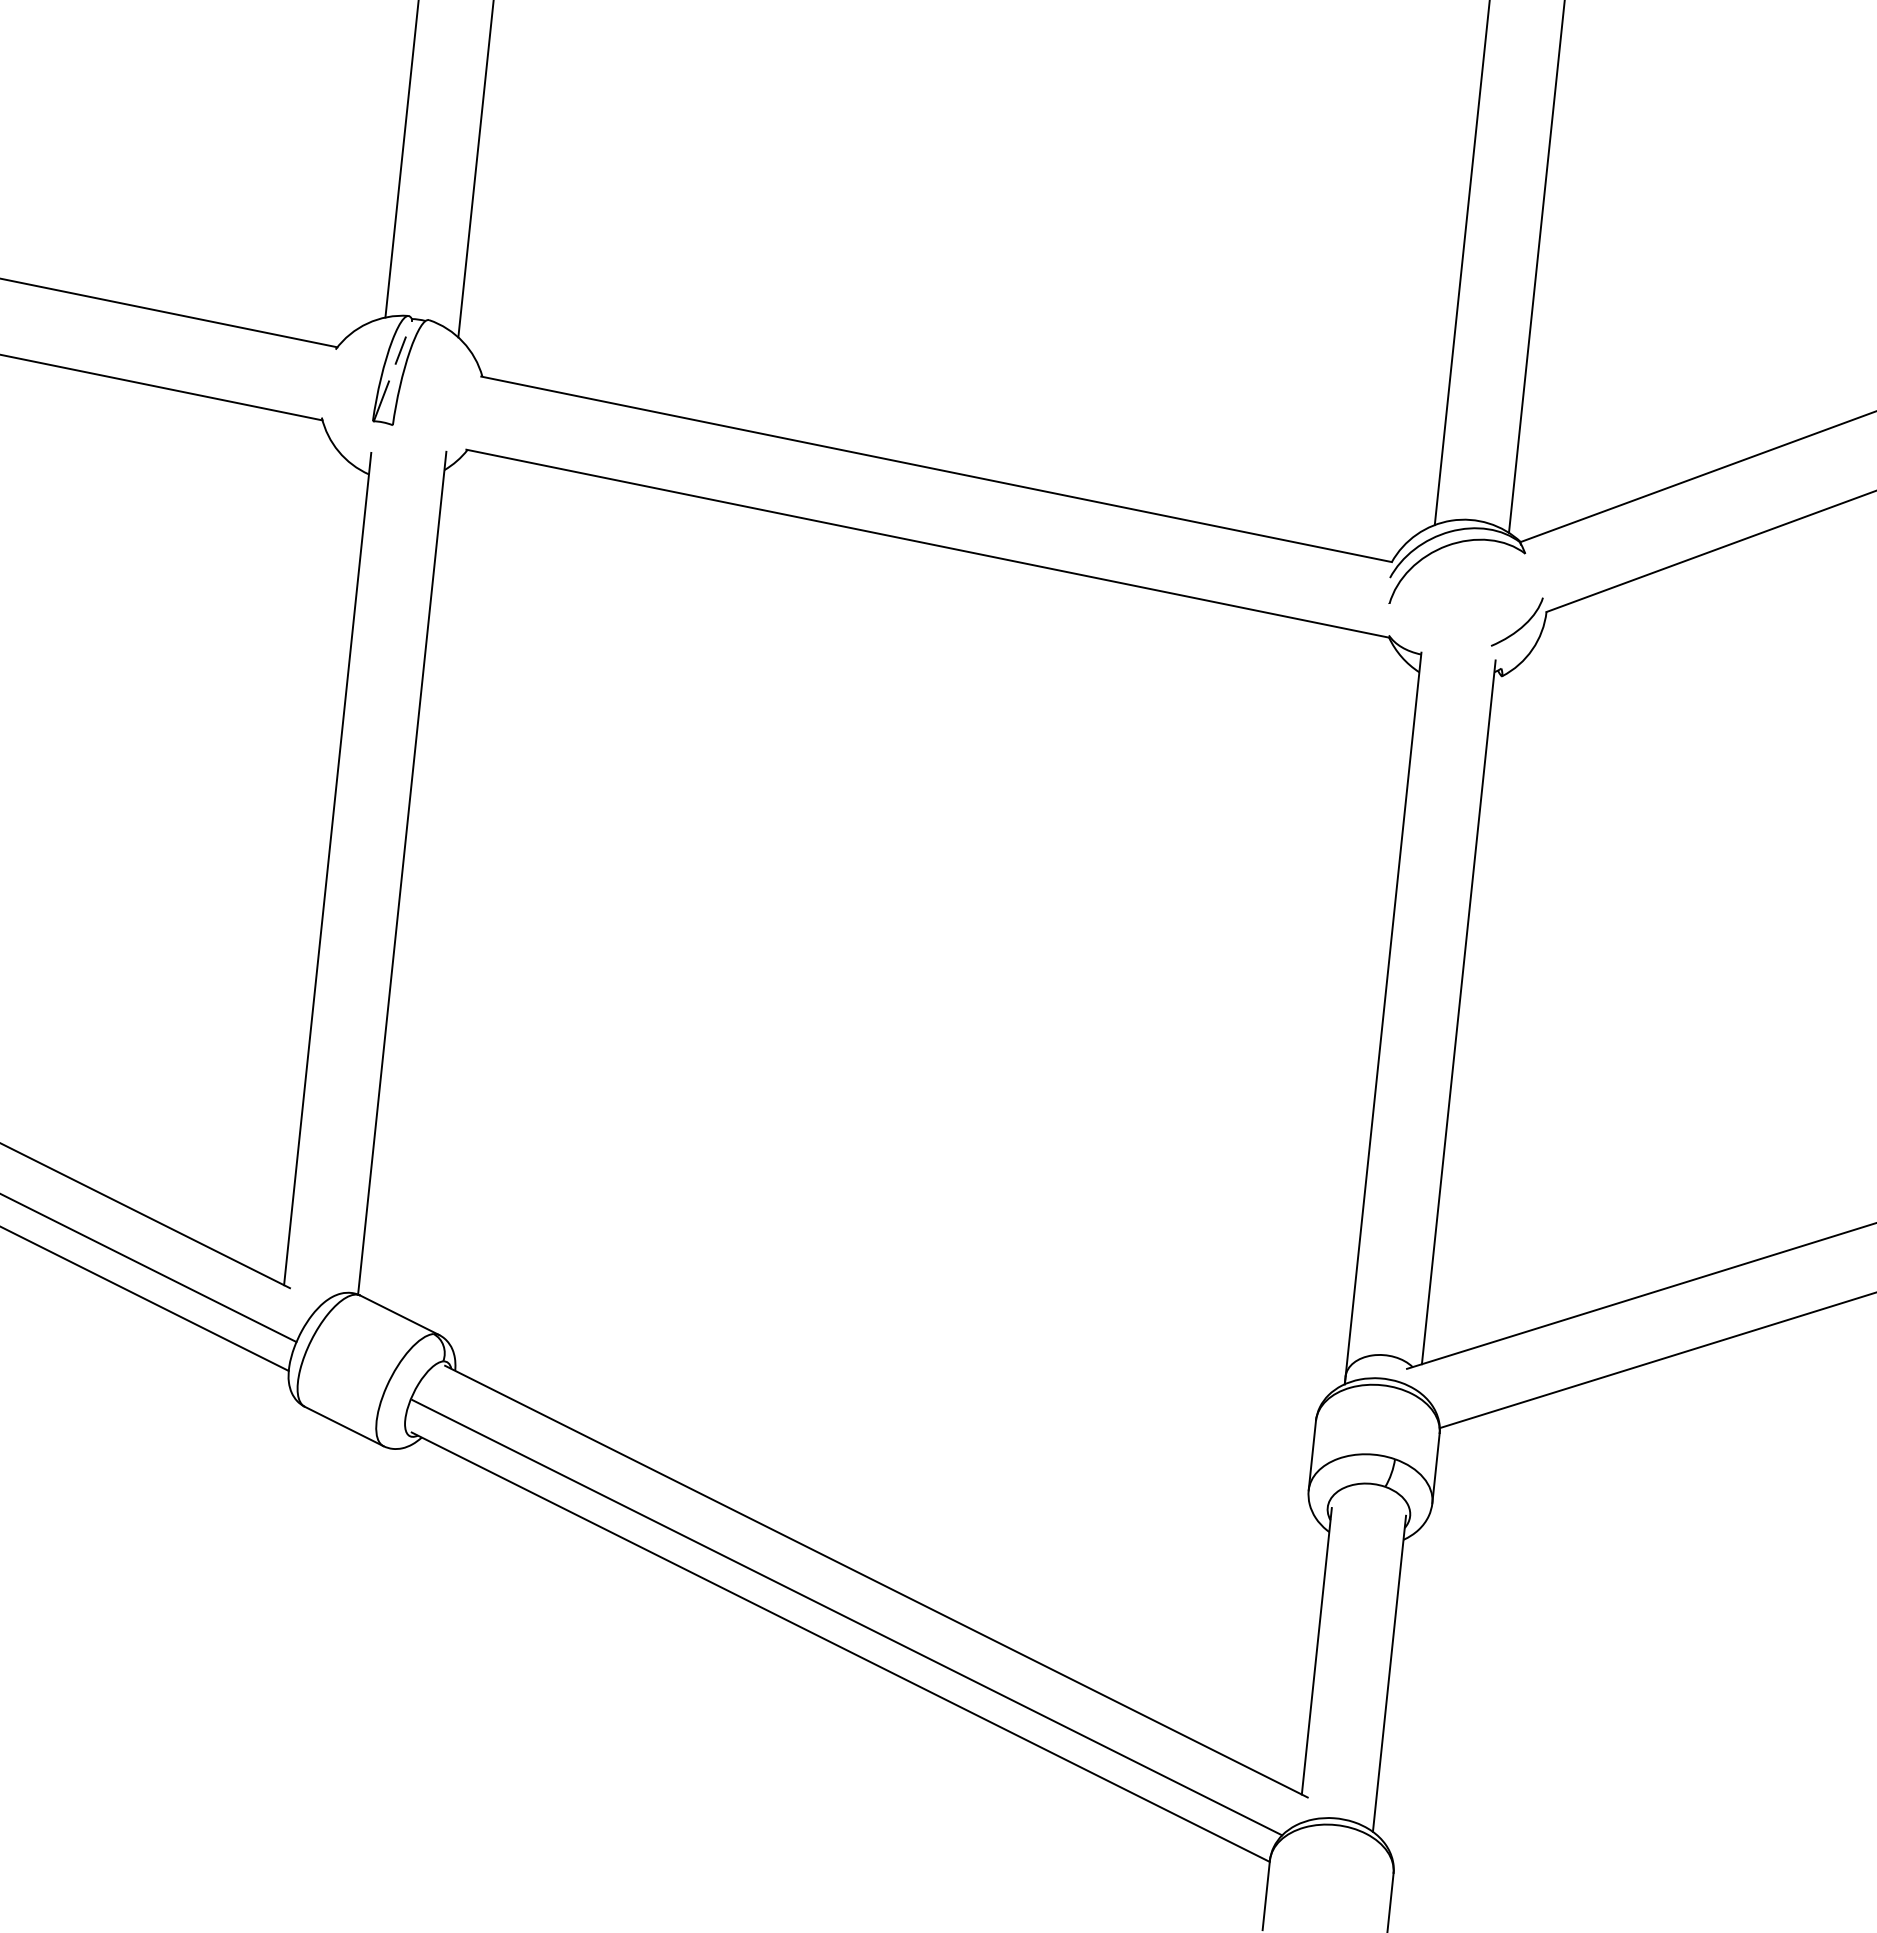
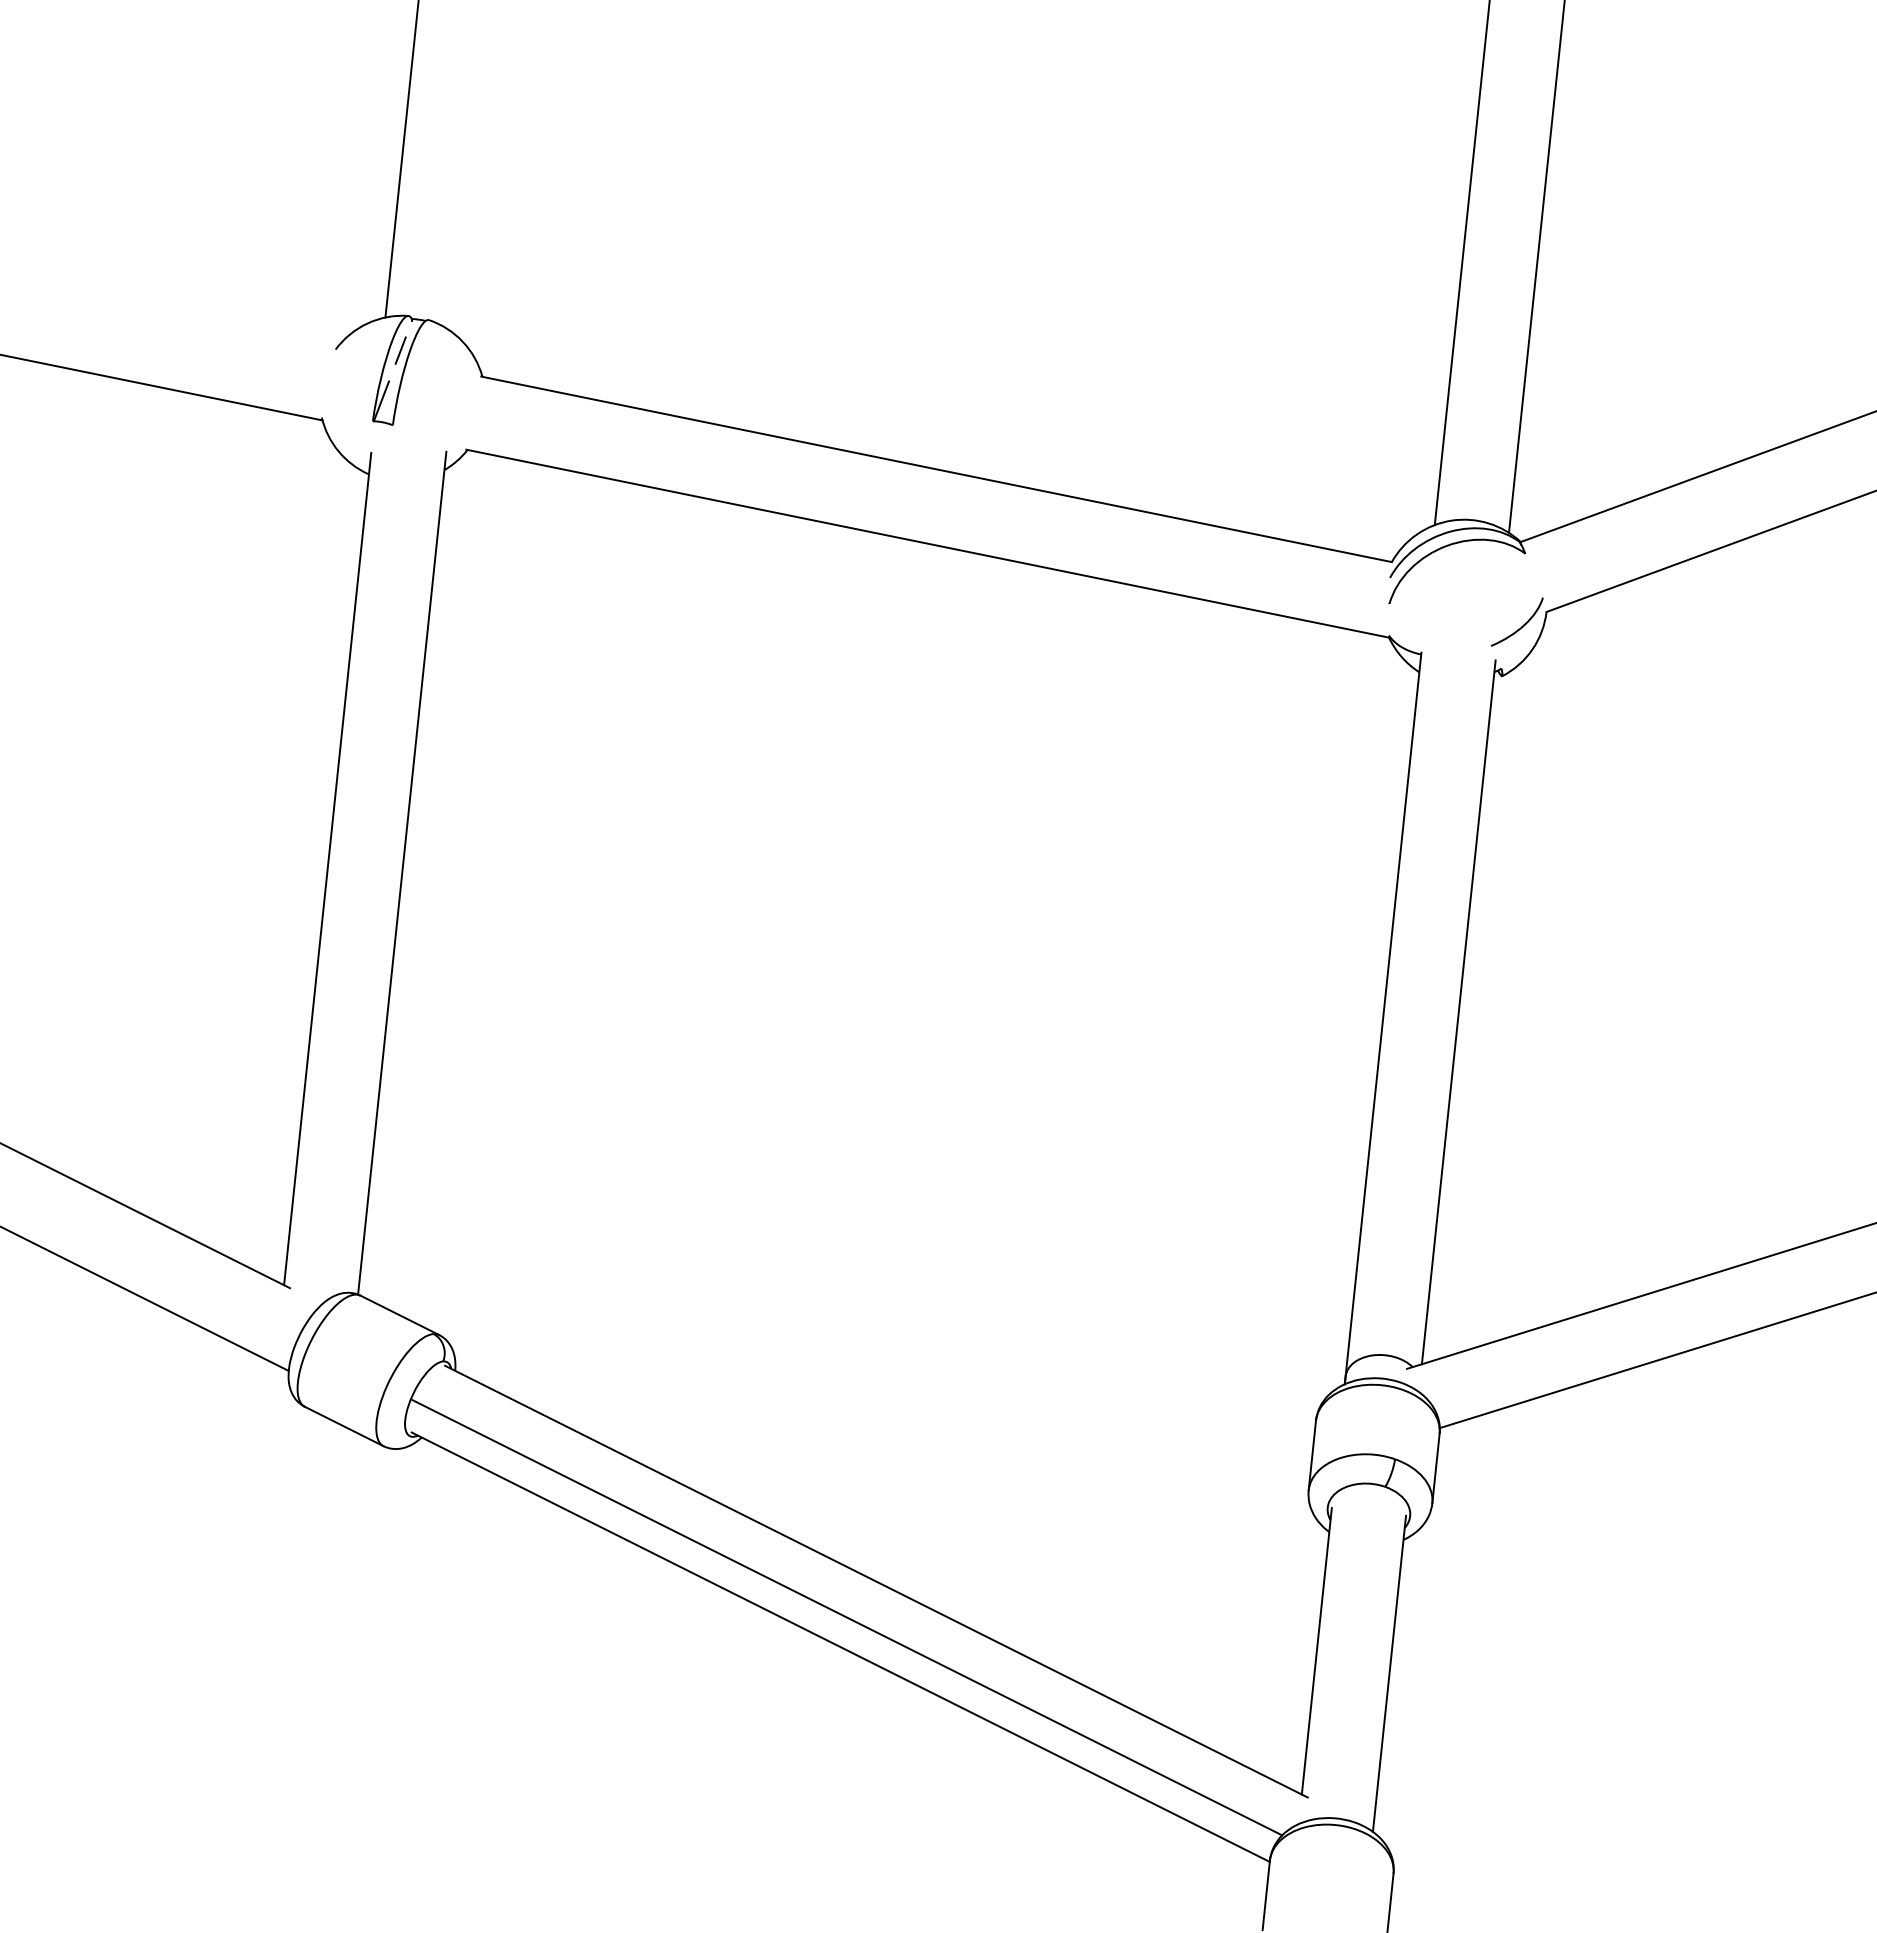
line: present -> none (475, 169)
line: present -> none (169, 313)
line: present -> none (149, 1268)
